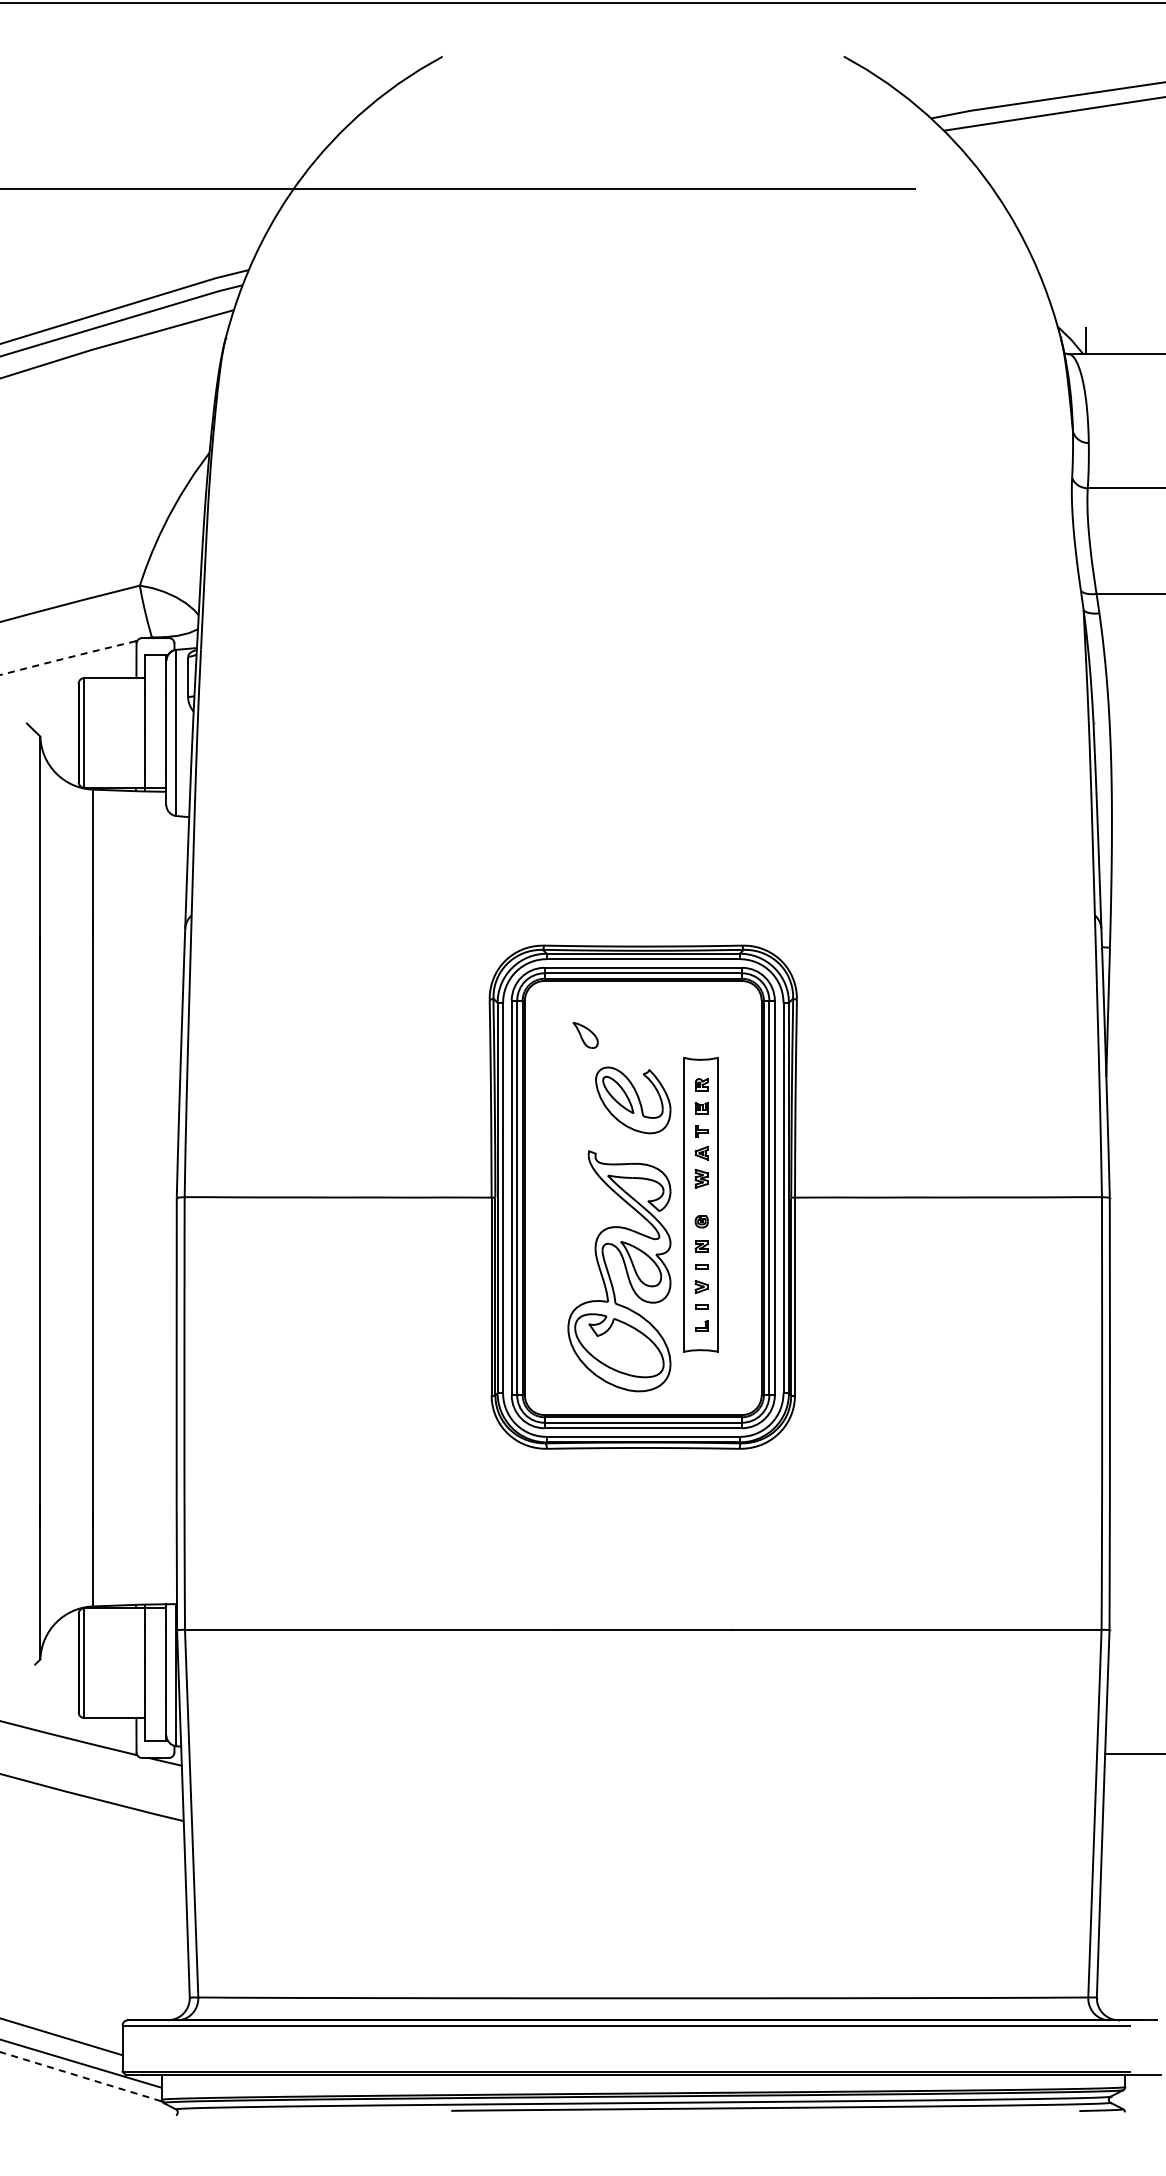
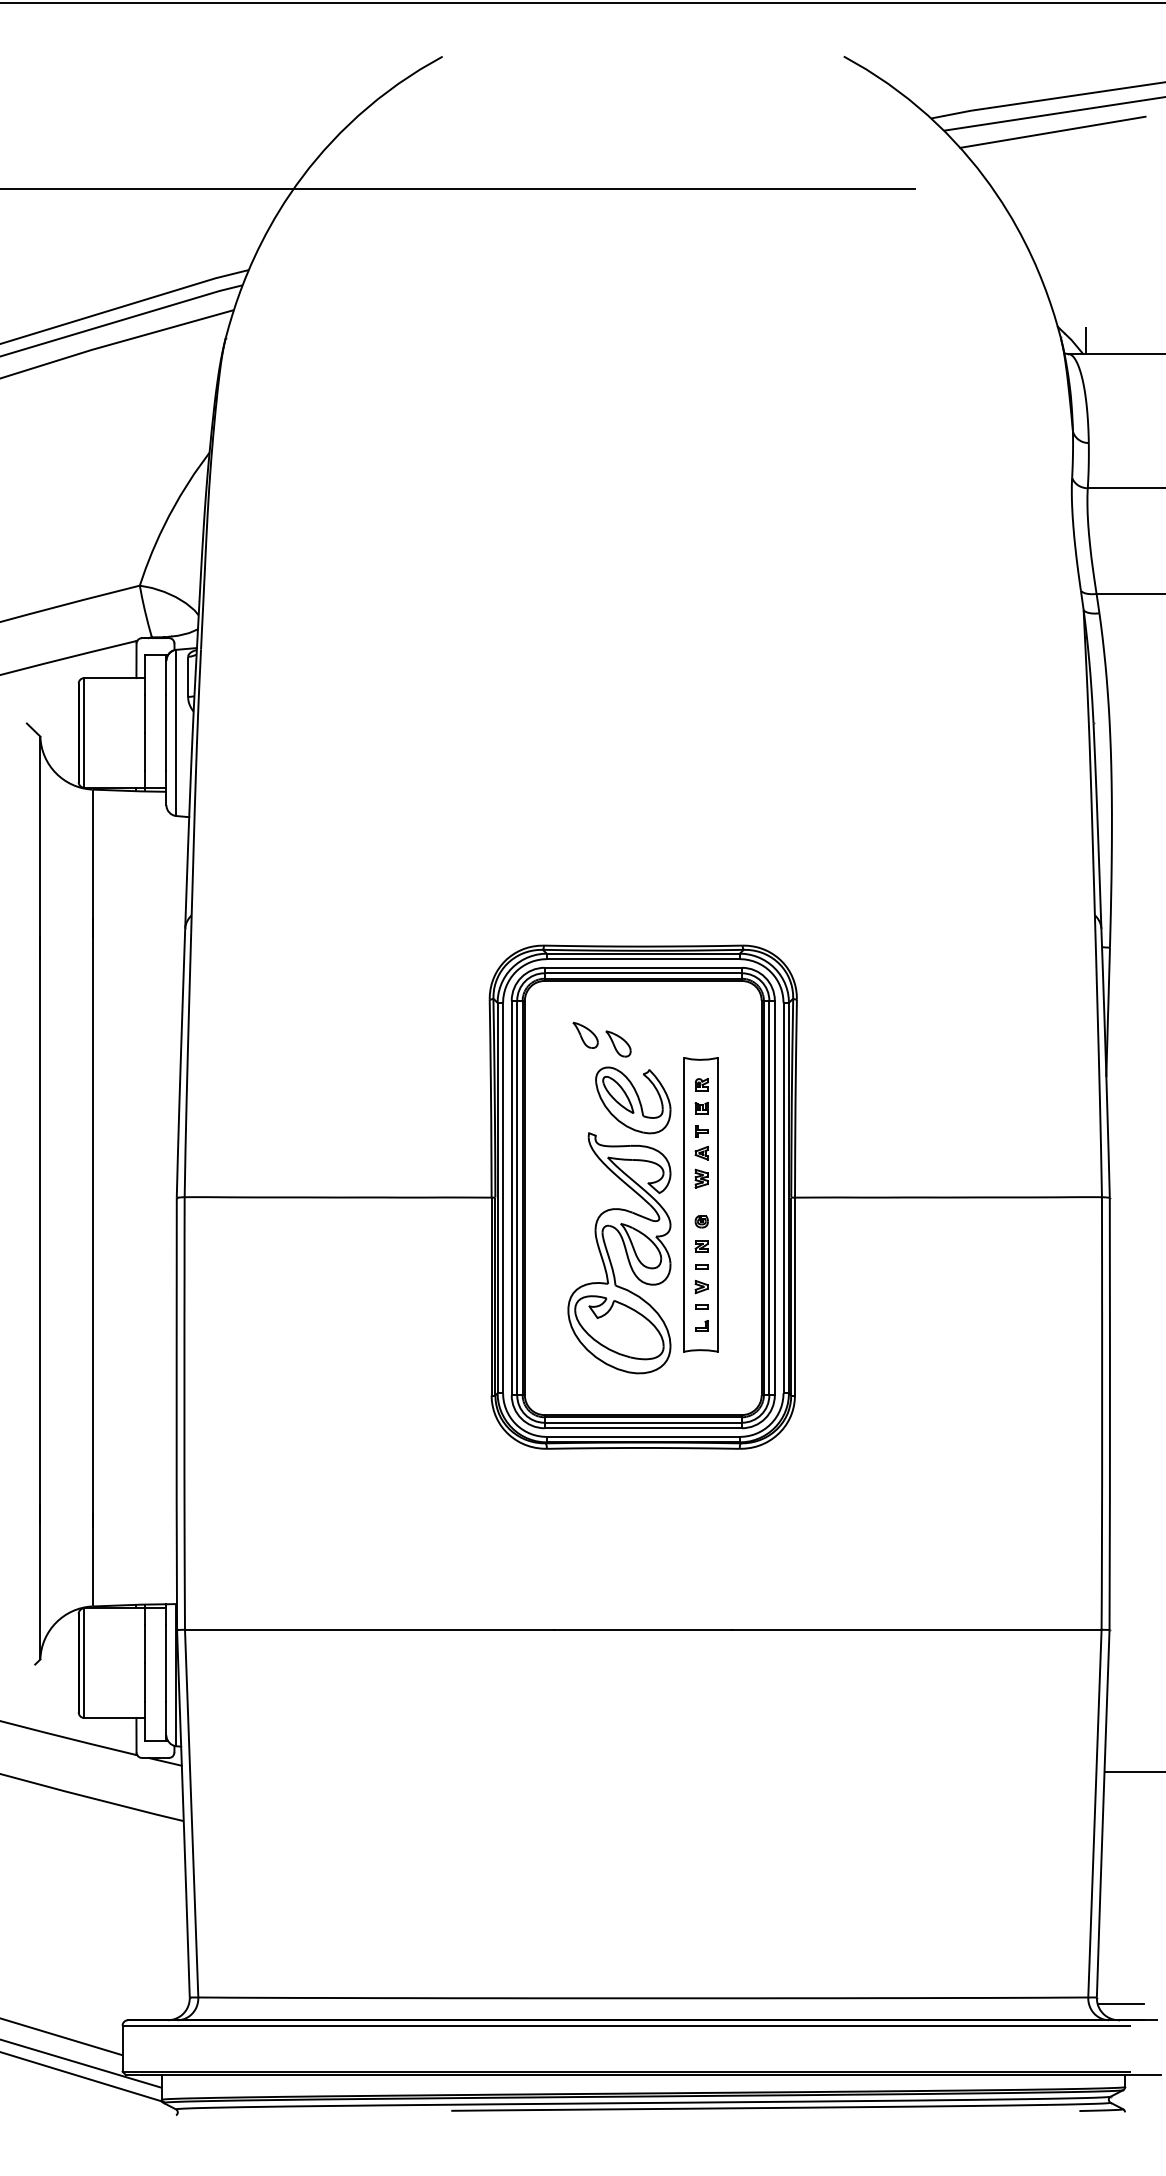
line: none -> present (1052, 131)
line: dashed -> solid (68, 657)
part: none -> present (618, 1043)
part position: (619, 1271) -> (619, 1253) (619, 1253)
line position: (1133, 1753) -> (1133, 1771) (1133, 1771)
line: none -> present (1120, 2003)
line: dashed -> solid (80, 2076)
